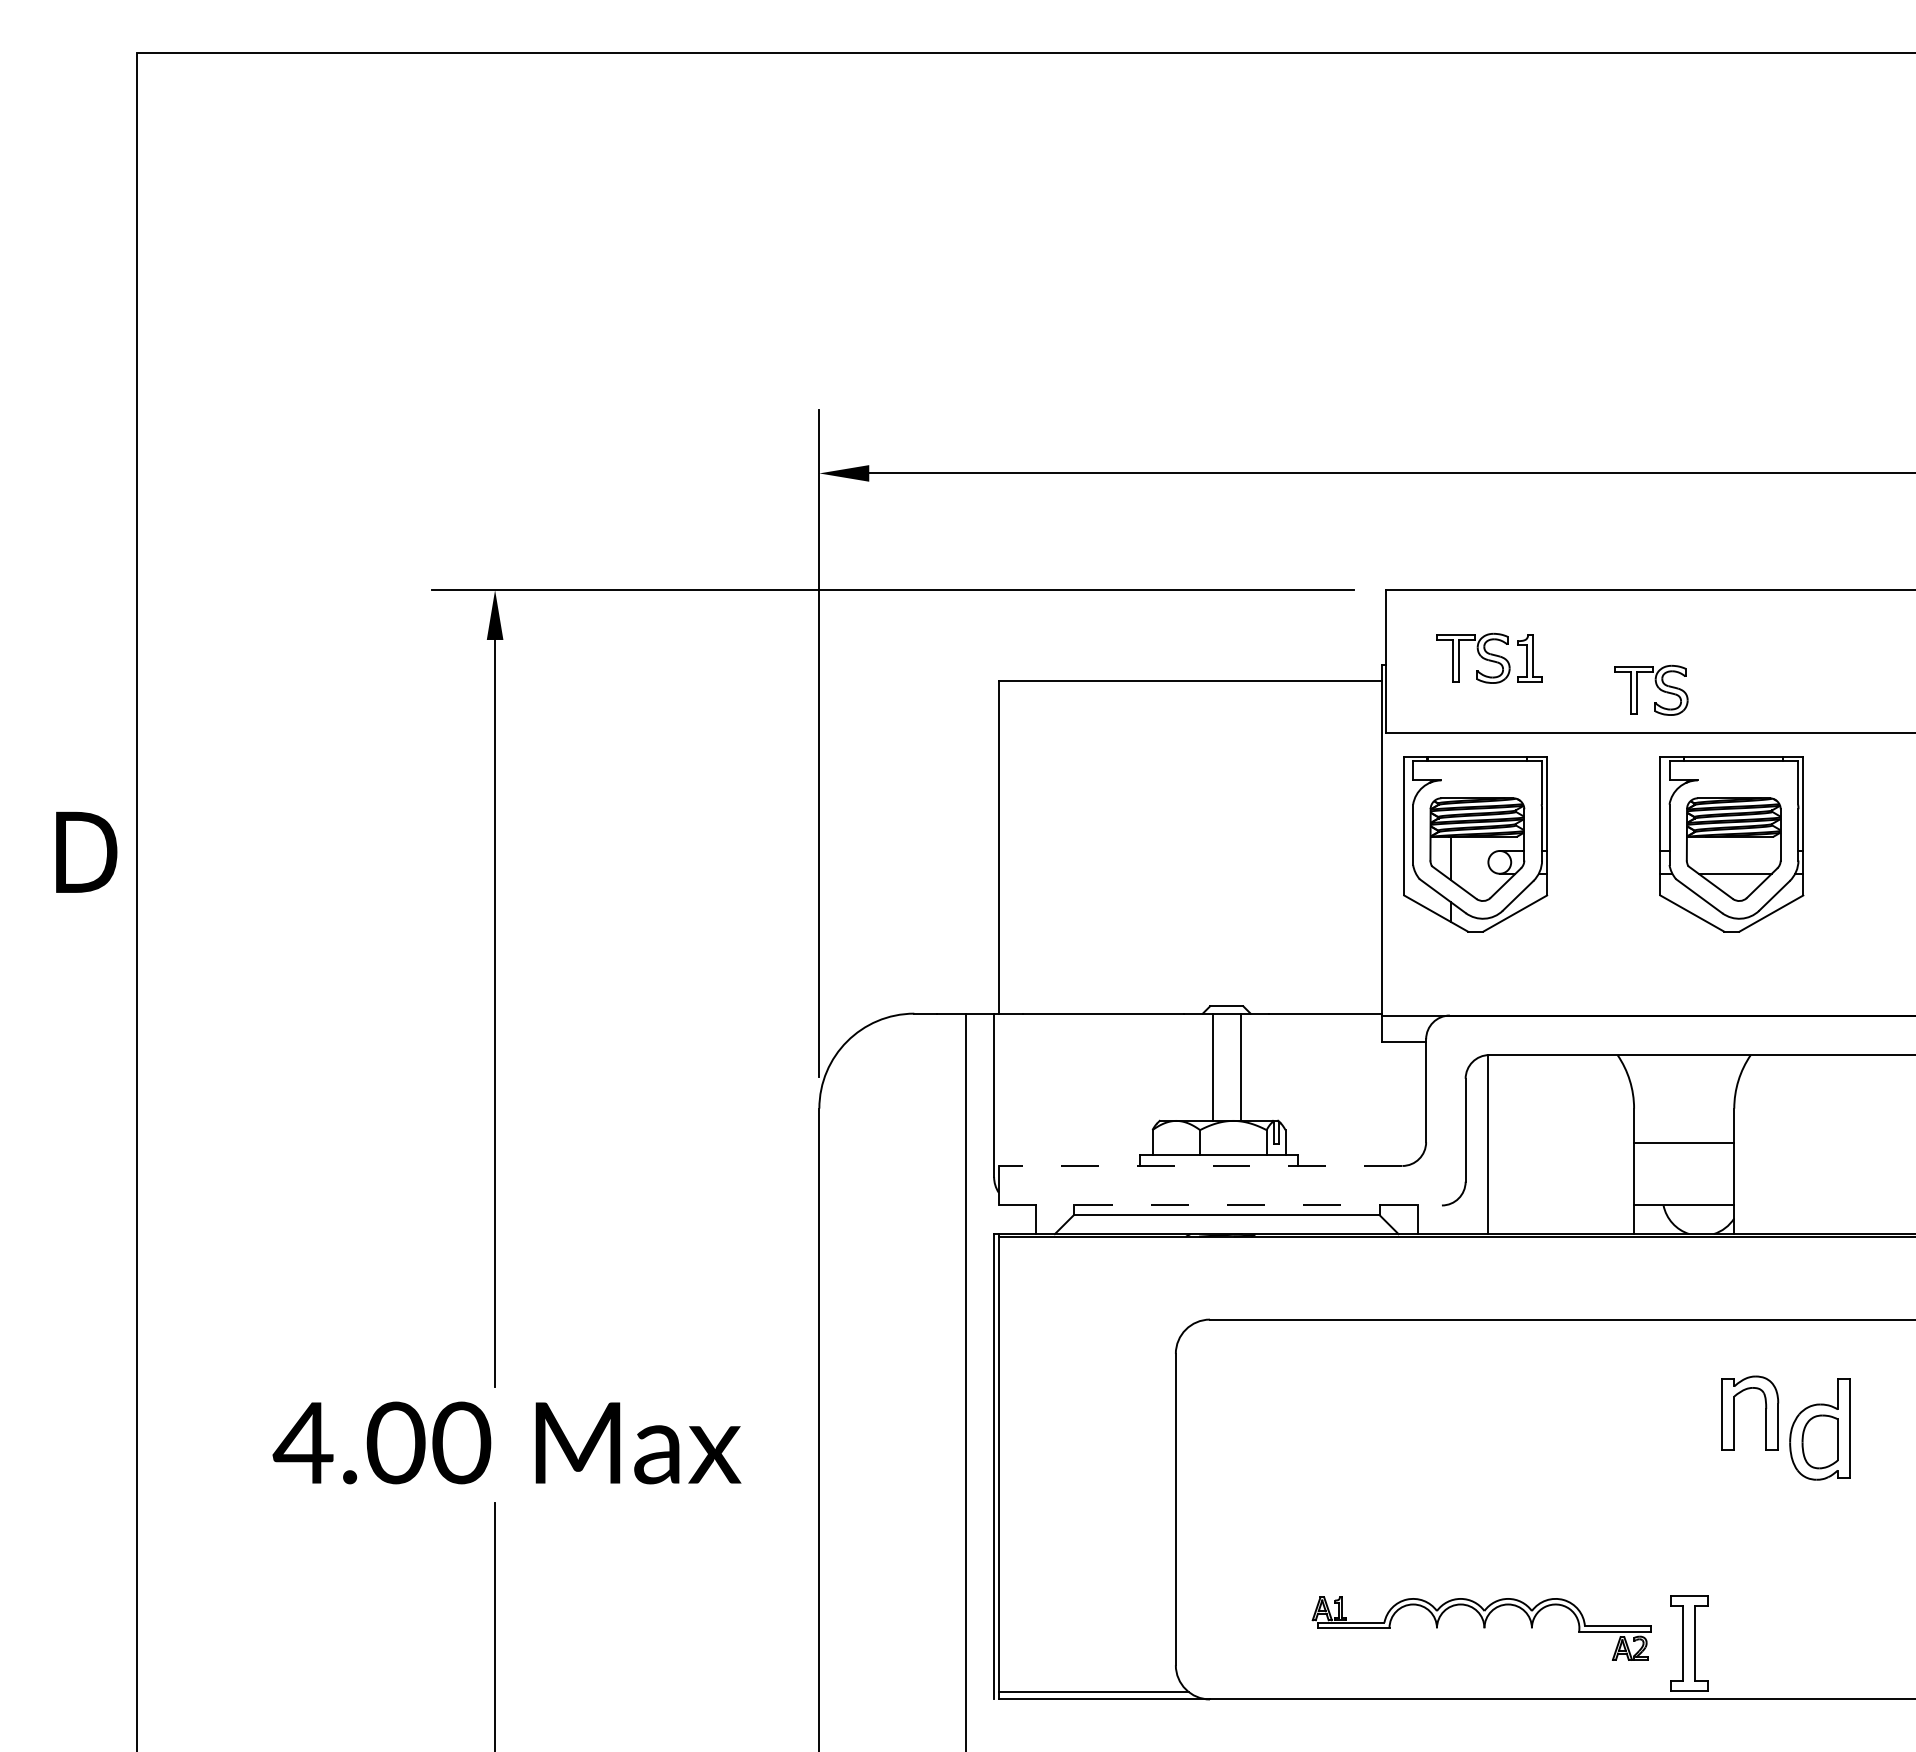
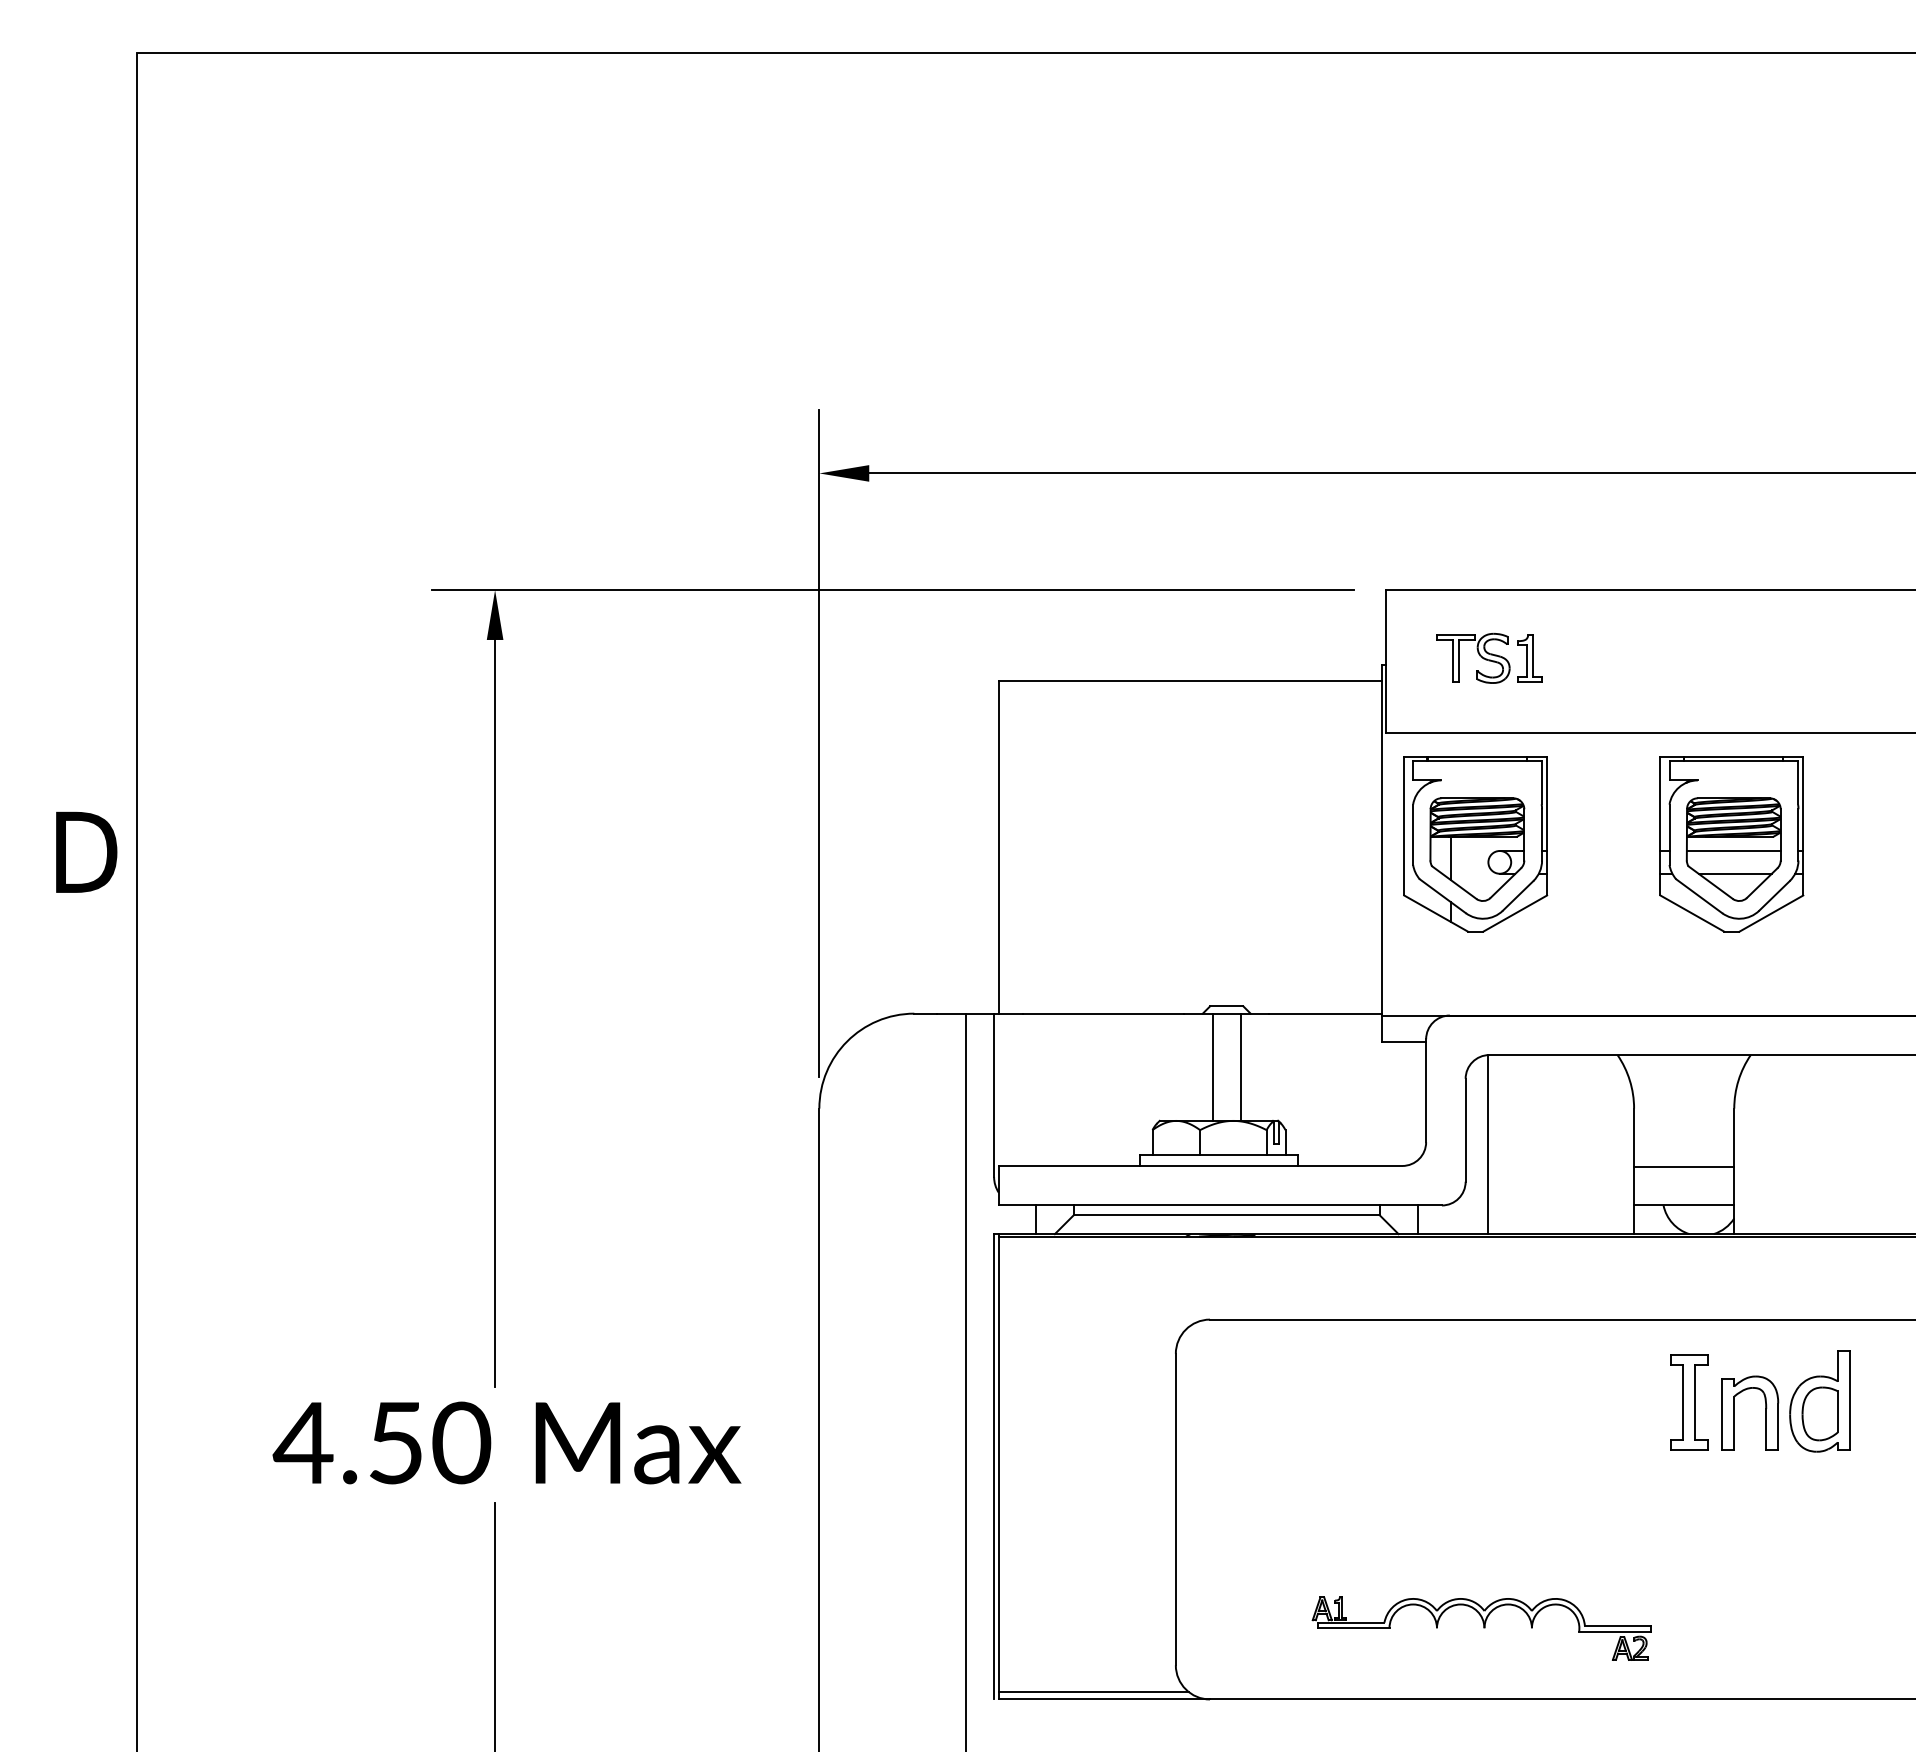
part: present -> none (1651, 689)
line: none -> present (1733, 850)
line position: (1684, 1143) -> (1684, 1167) (1684, 1167)
line: dashed -> solid (1200, 1165)
line: dashed -> solid (1220, 1205)
part position: (1819, 1429) -> (1819, 1401) (1819, 1401)
text: 4.00 -> 4.50 (395, 1442)
part position: (1689, 1643) -> (1689, 1402) (1689, 1402)
